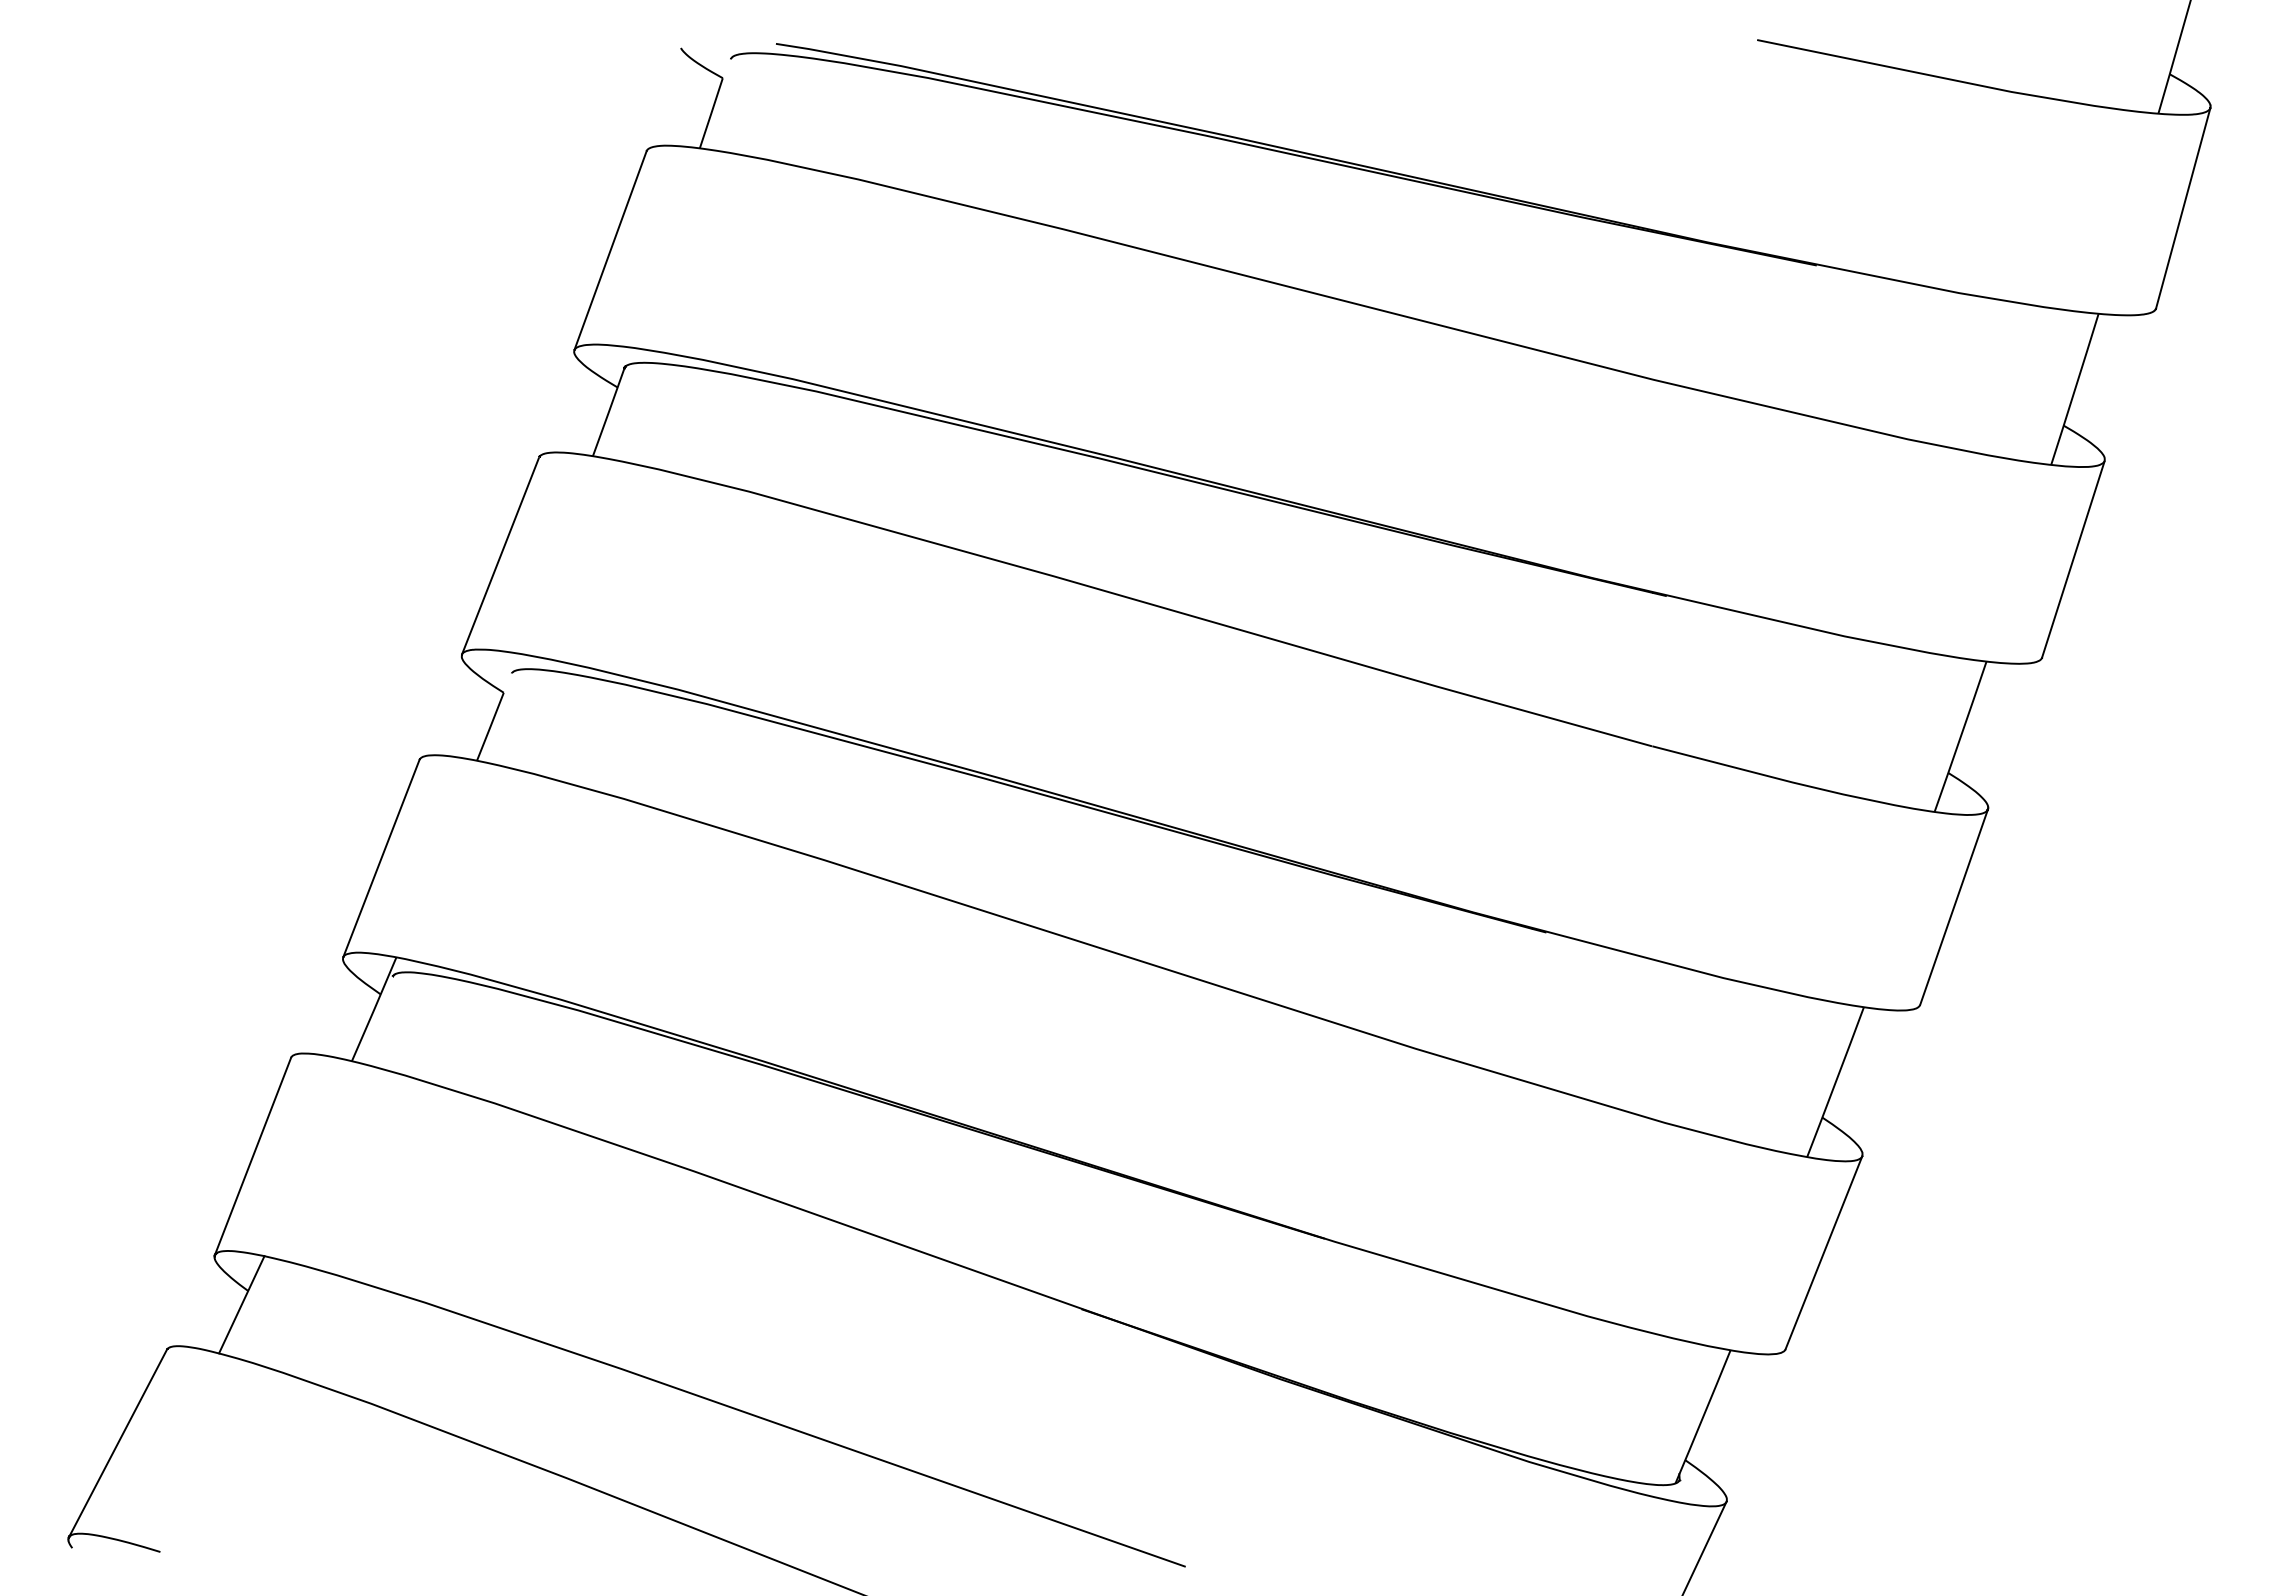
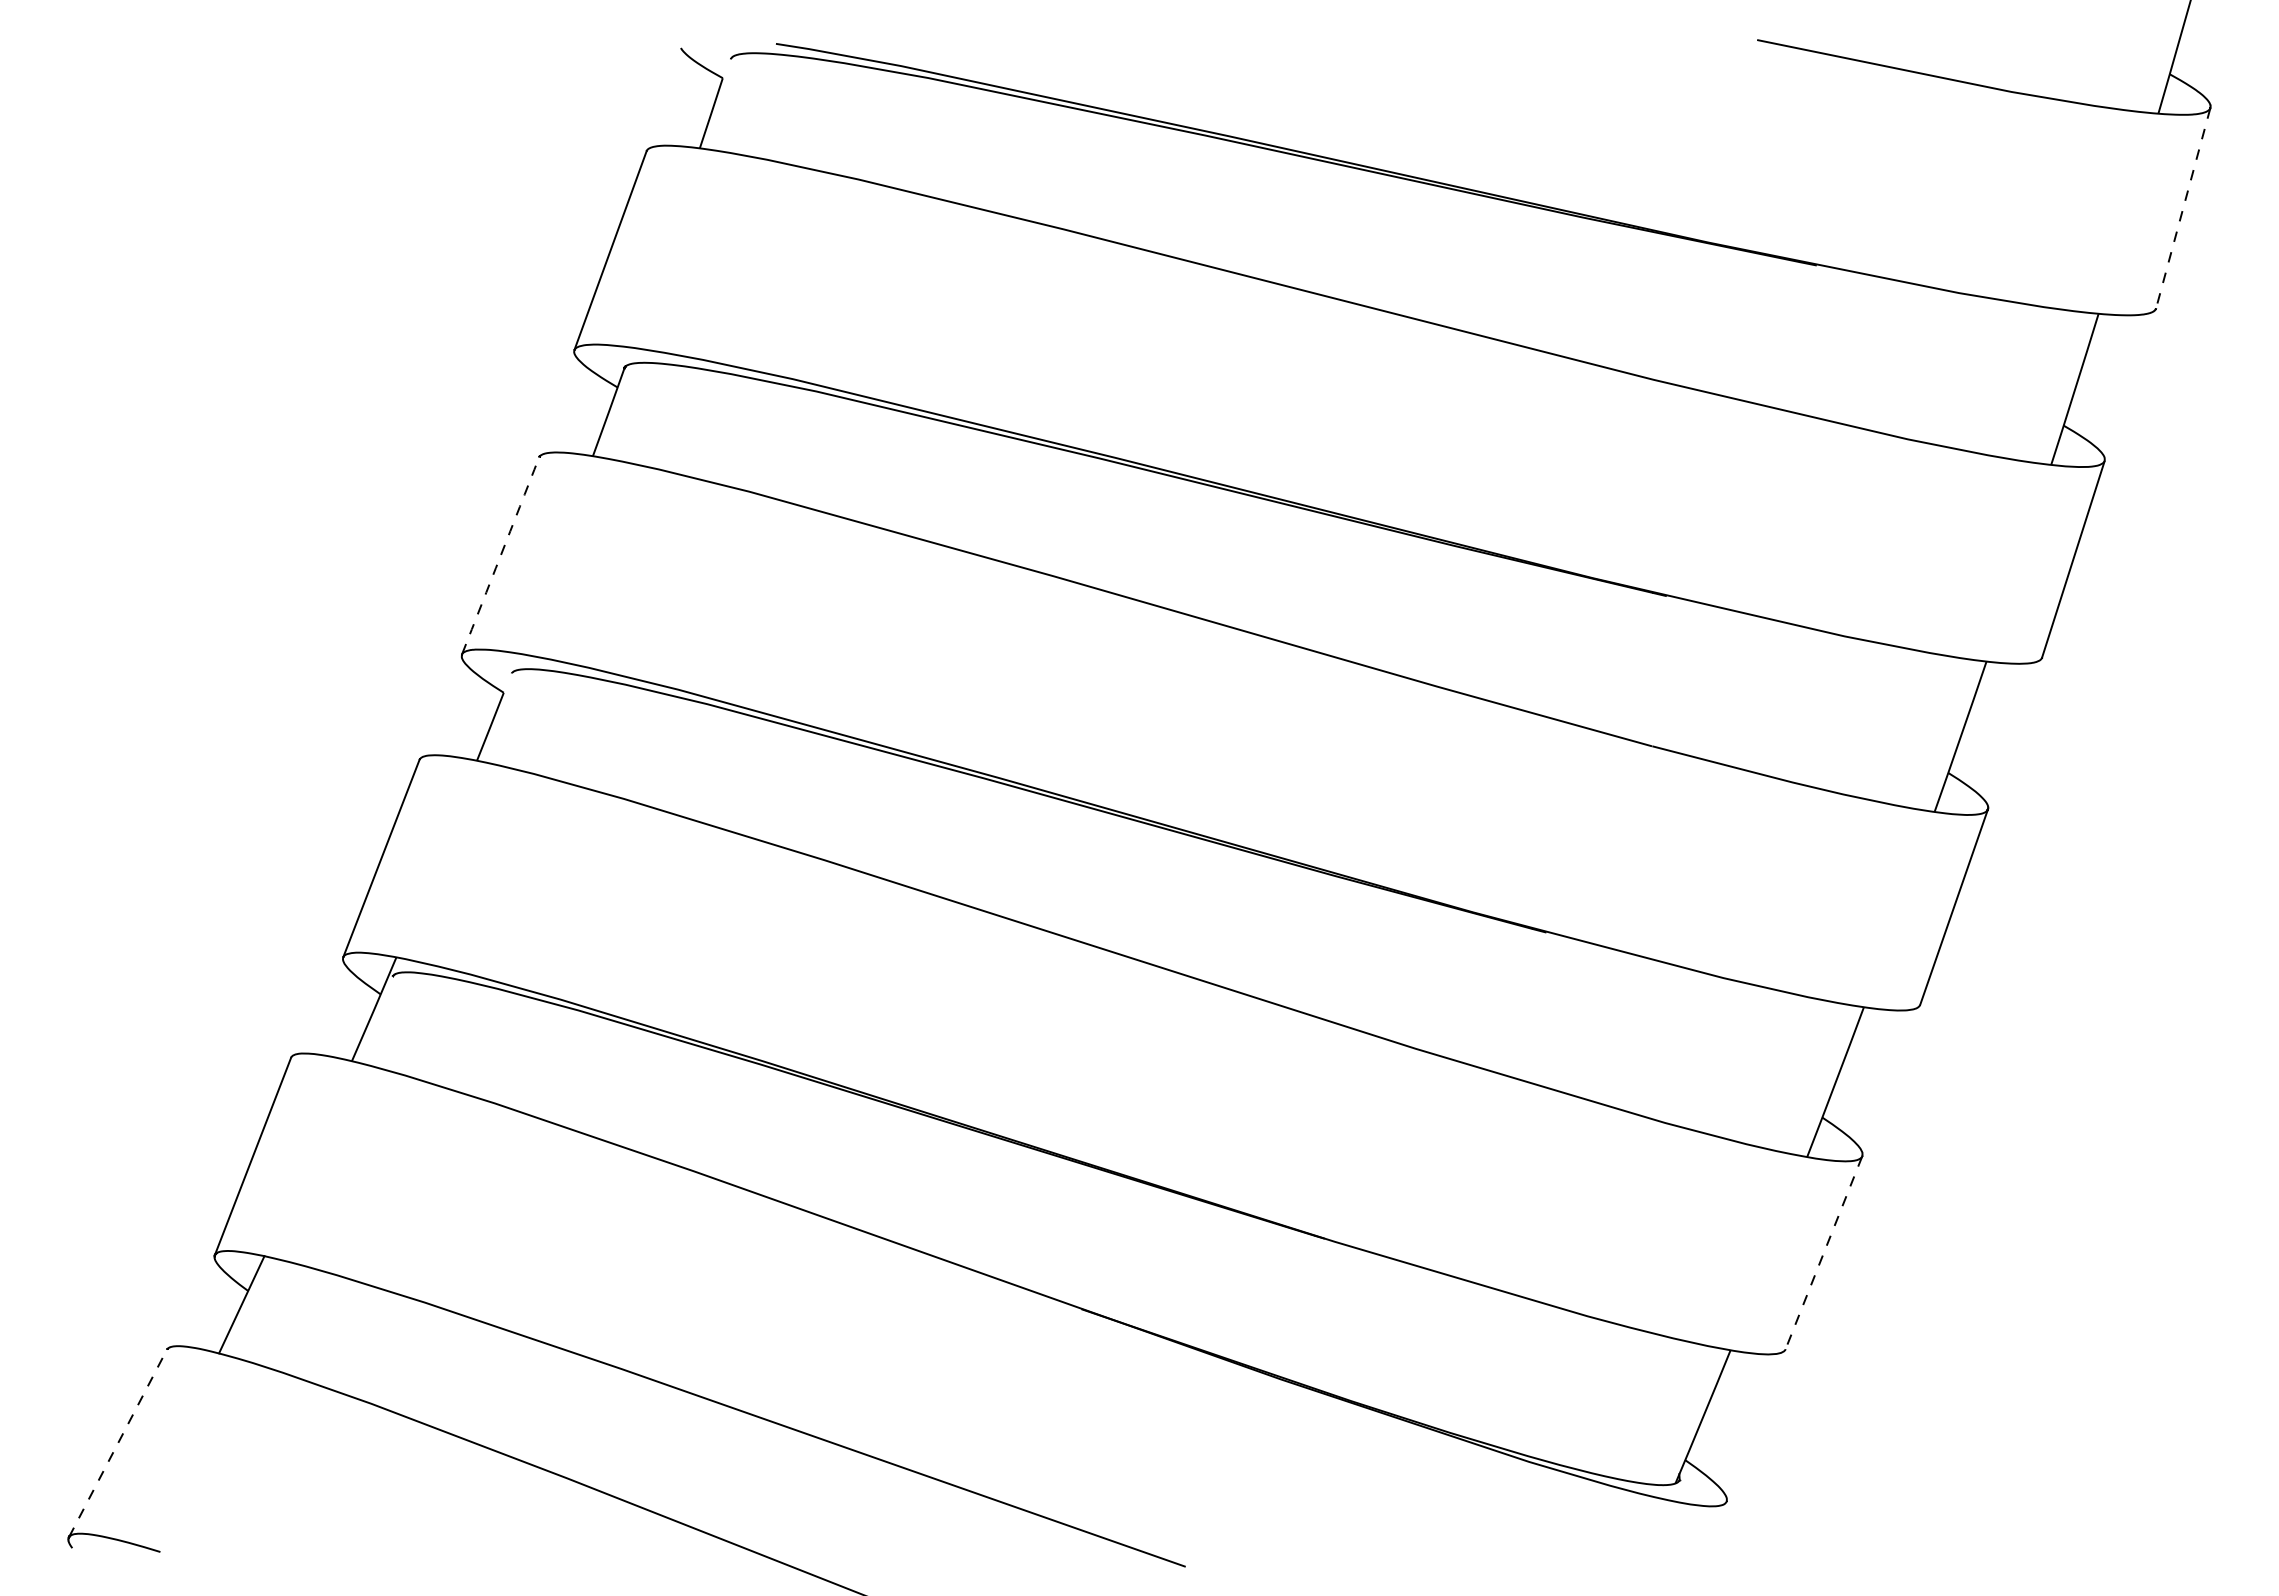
line: solid -> dashed (2183, 208)
arc: solid -> dashed (500, 555)
line: solid -> dashed (1823, 1252)
line: solid -> dashed (117, 1443)
line: present -> none (1704, 1547)
